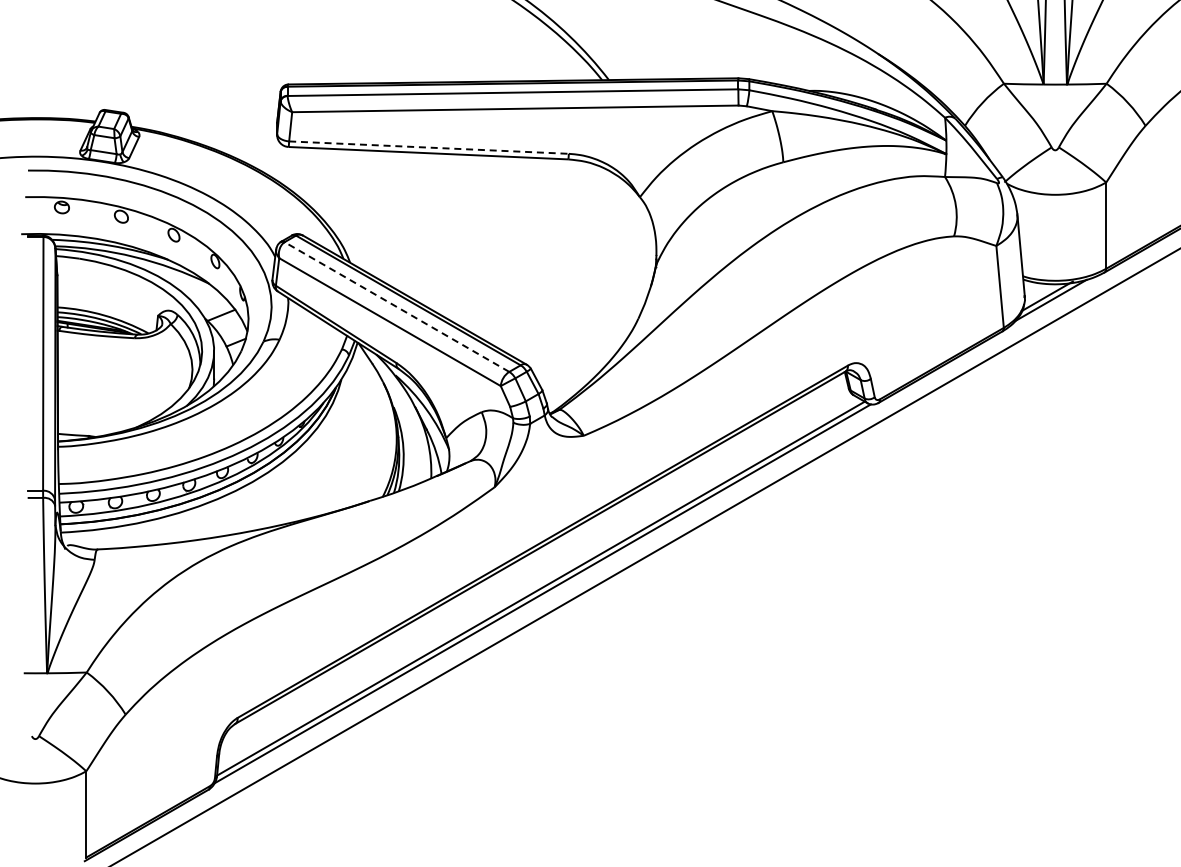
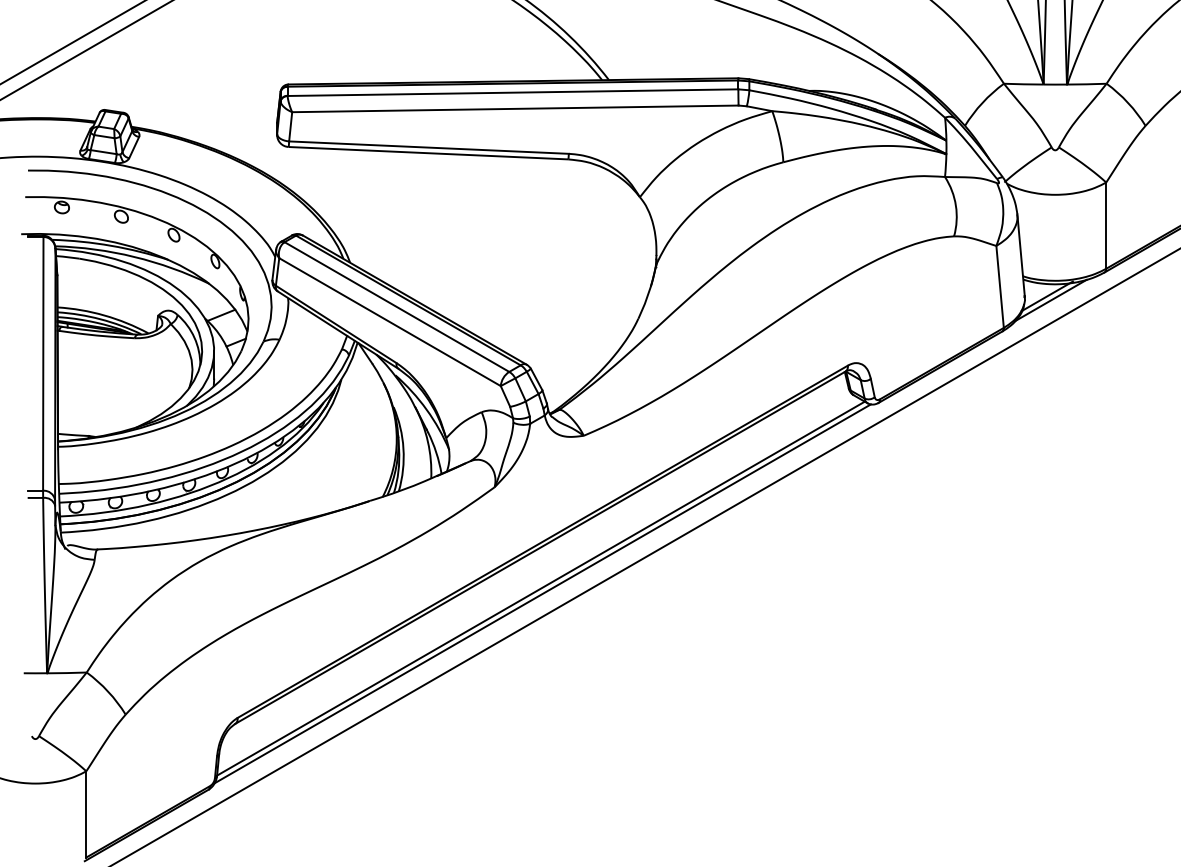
line: none -> present (72, 42)
line: none -> present (85, 50)
line: dashed -> solid (429, 147)
line: dashed -> solid (396, 307)
